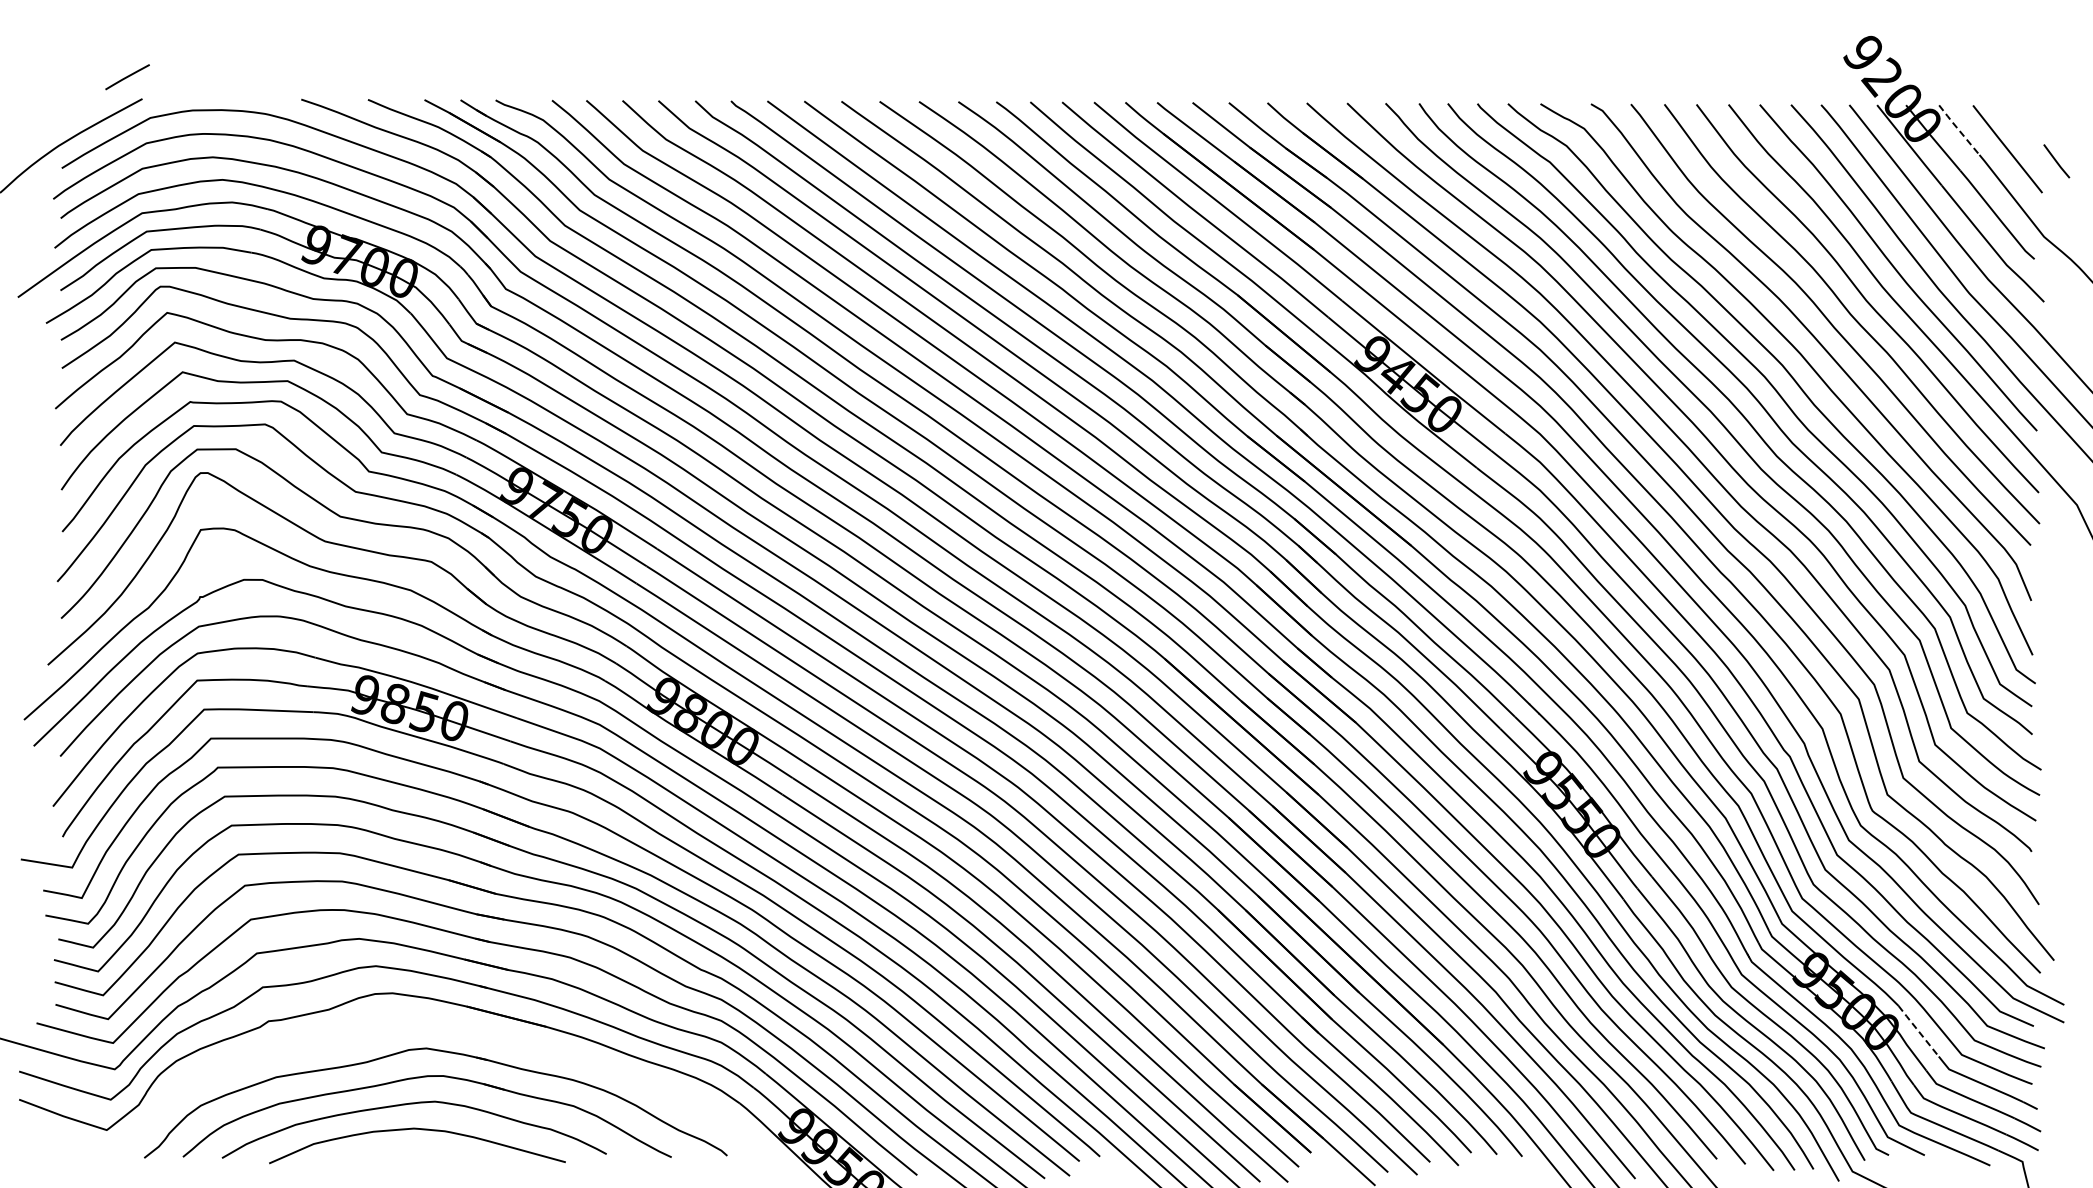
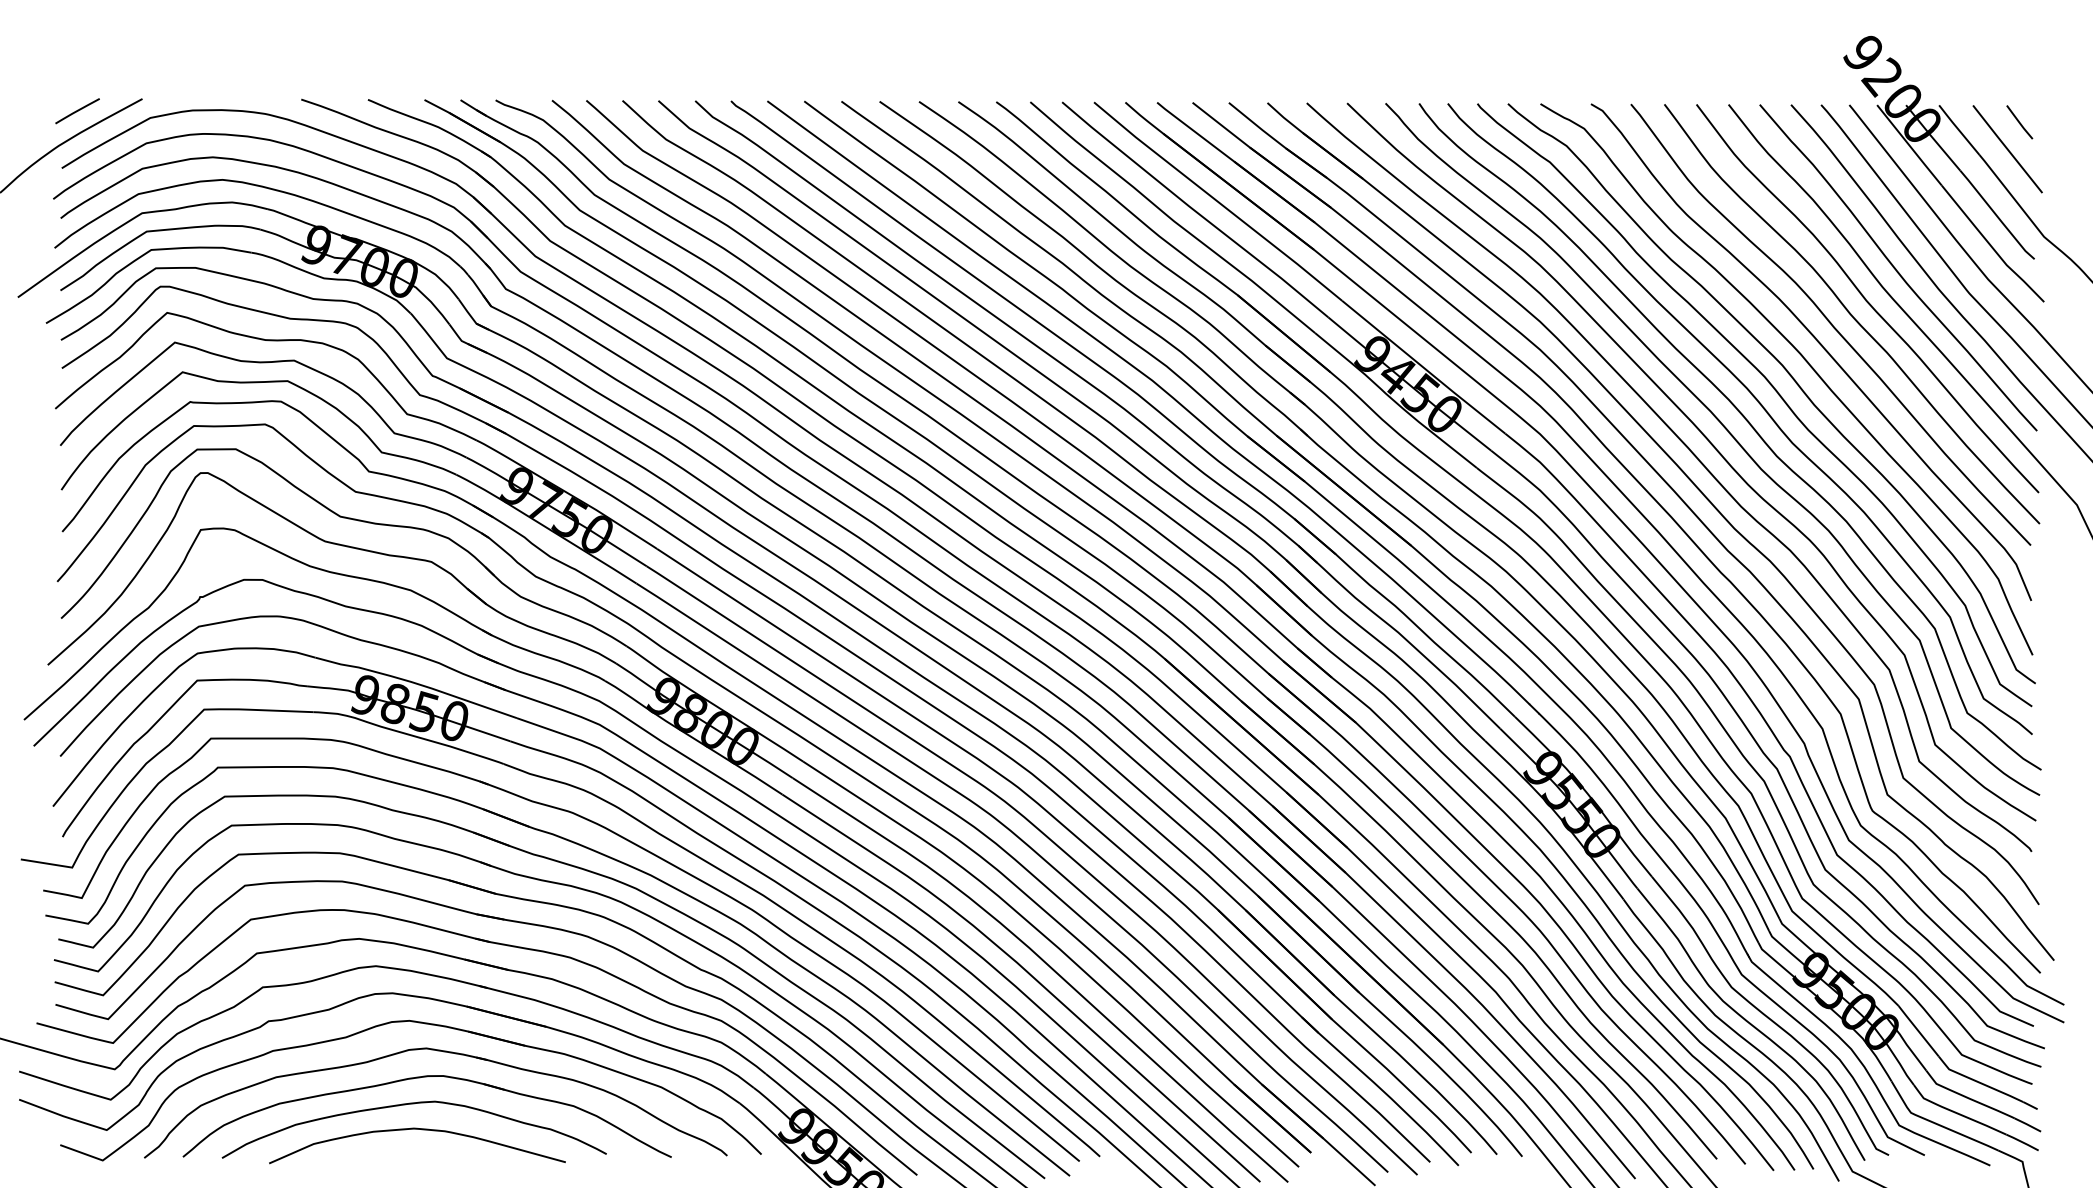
line position: (127, 77) -> (77, 111) (77, 111)
line: dashed -> solid (1958, 129)
line position: (2056, 161) -> (2019, 122) (2019, 122)
part: none -> present (424, 1024)
line: dashed -> solid (1918, 1030)
